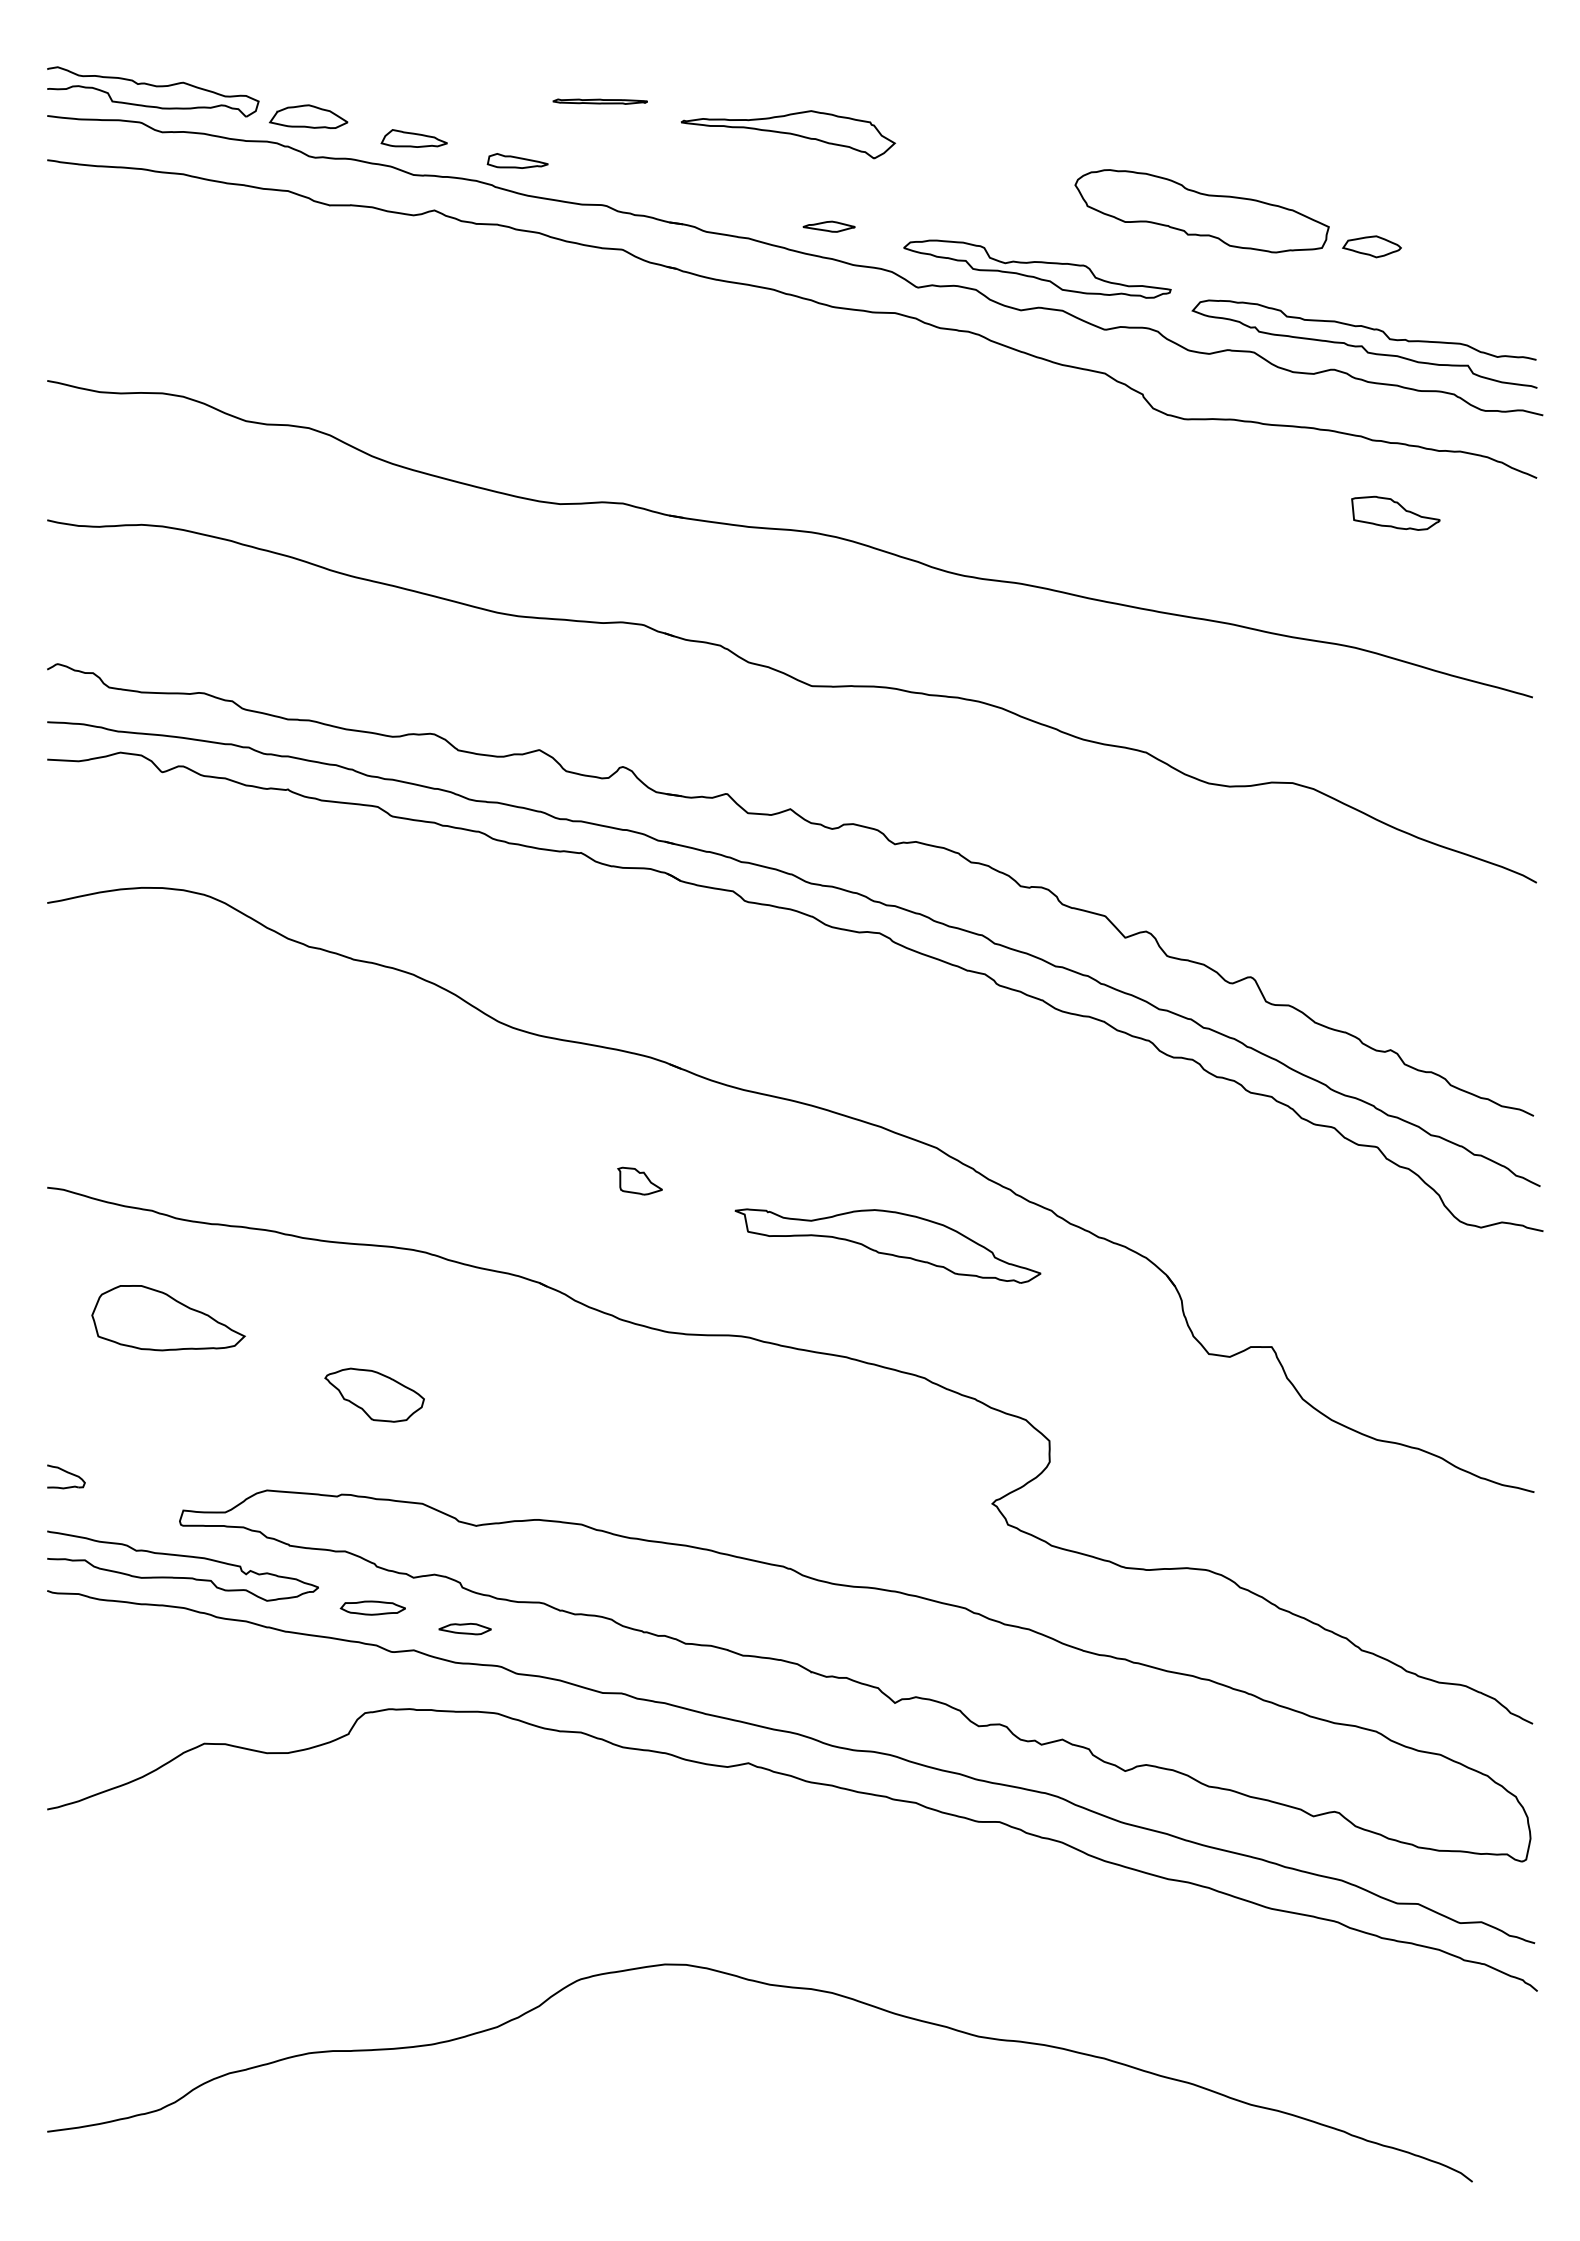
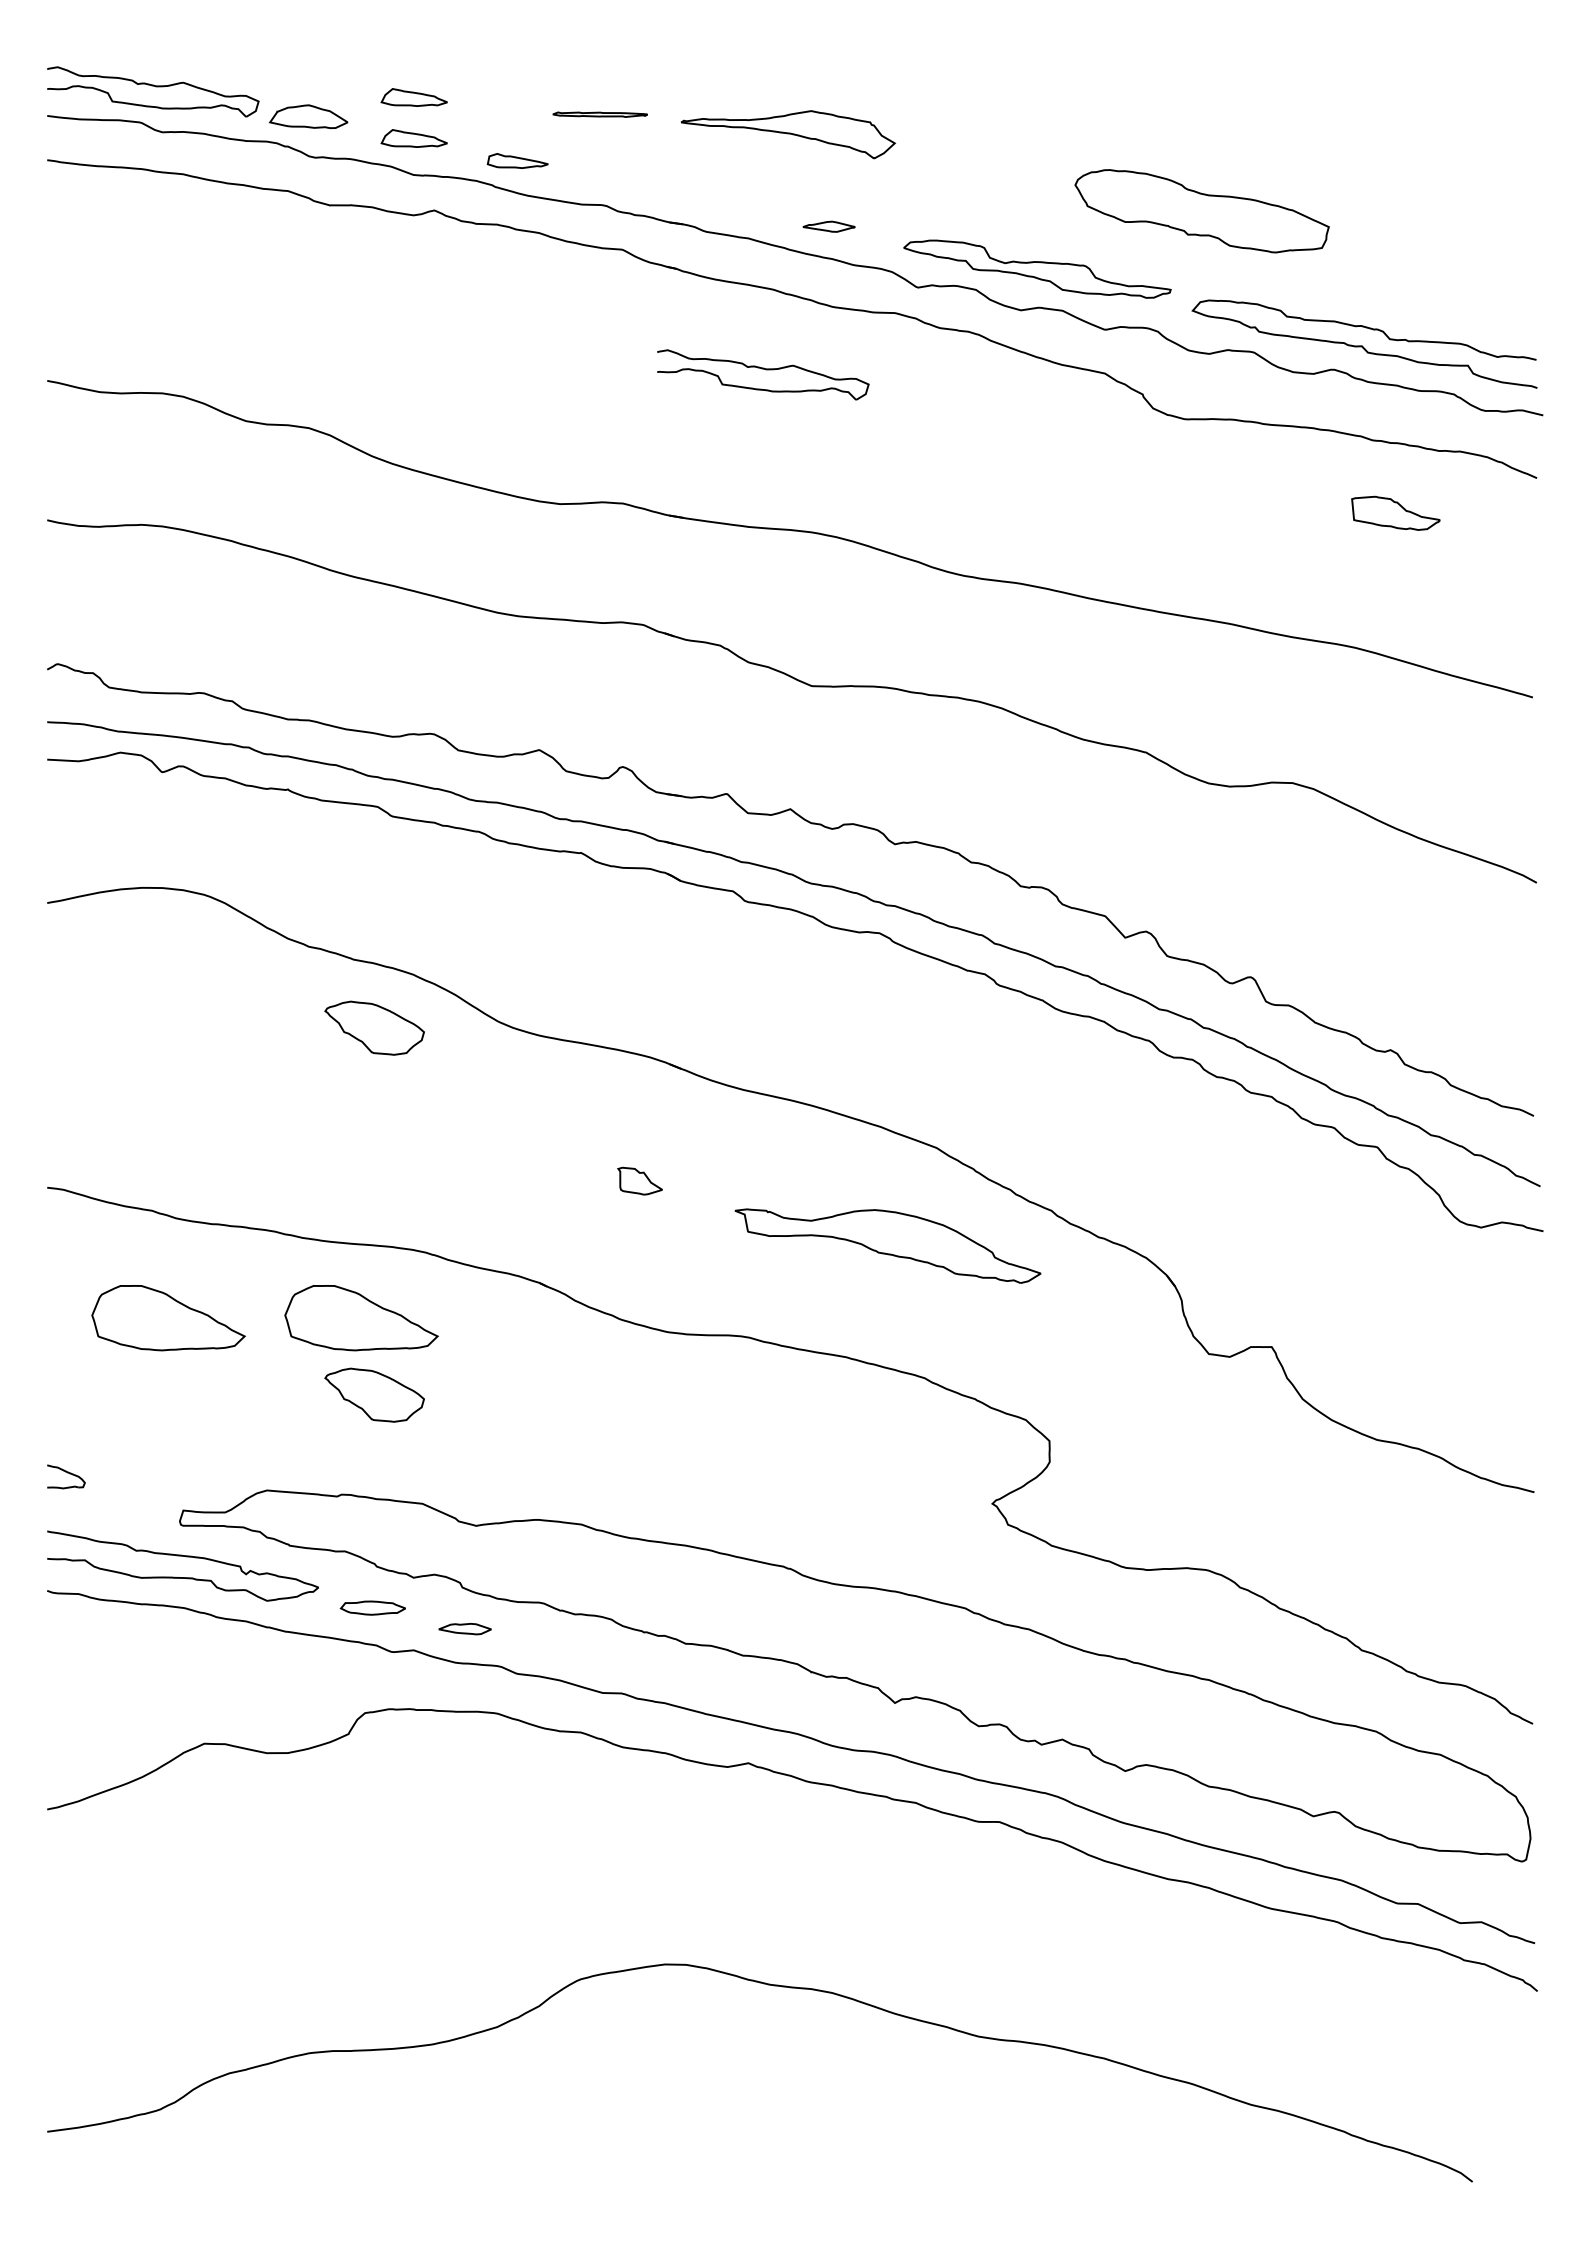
part: none -> present (413, 97)
part position: (599, 101) -> (599, 114) (599, 114)
part: present -> none (1371, 246)
part: none -> present (763, 374)
part: none -> present (374, 1027)
part: none -> present (361, 1318)
